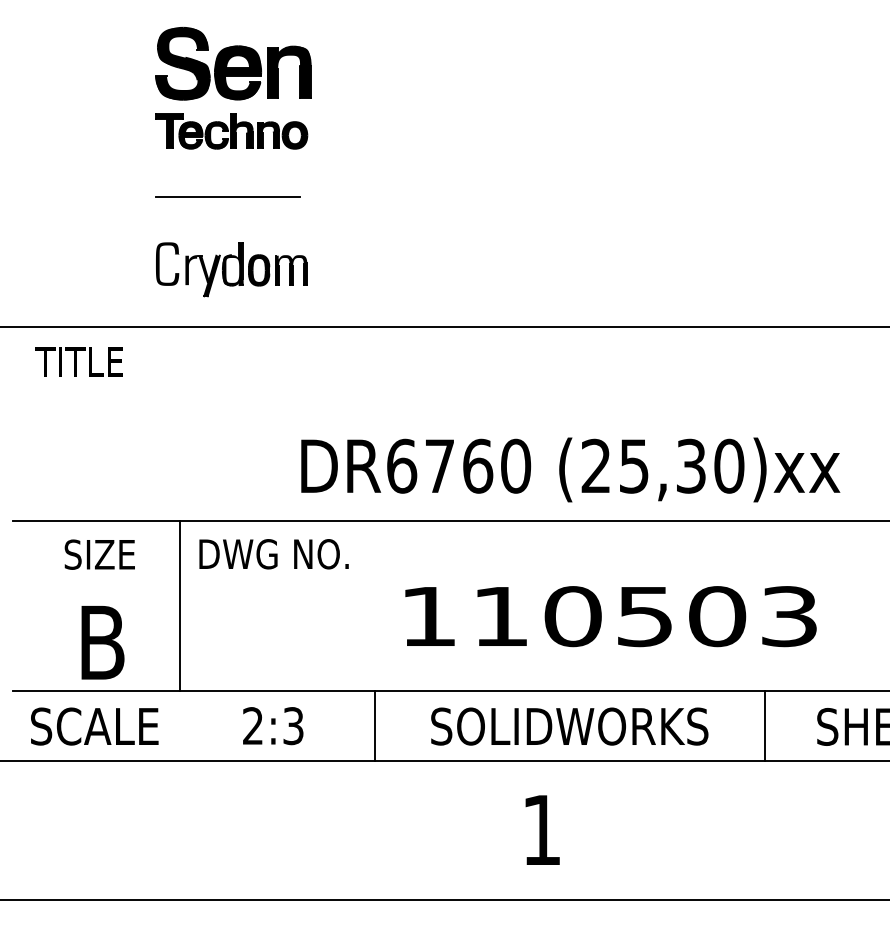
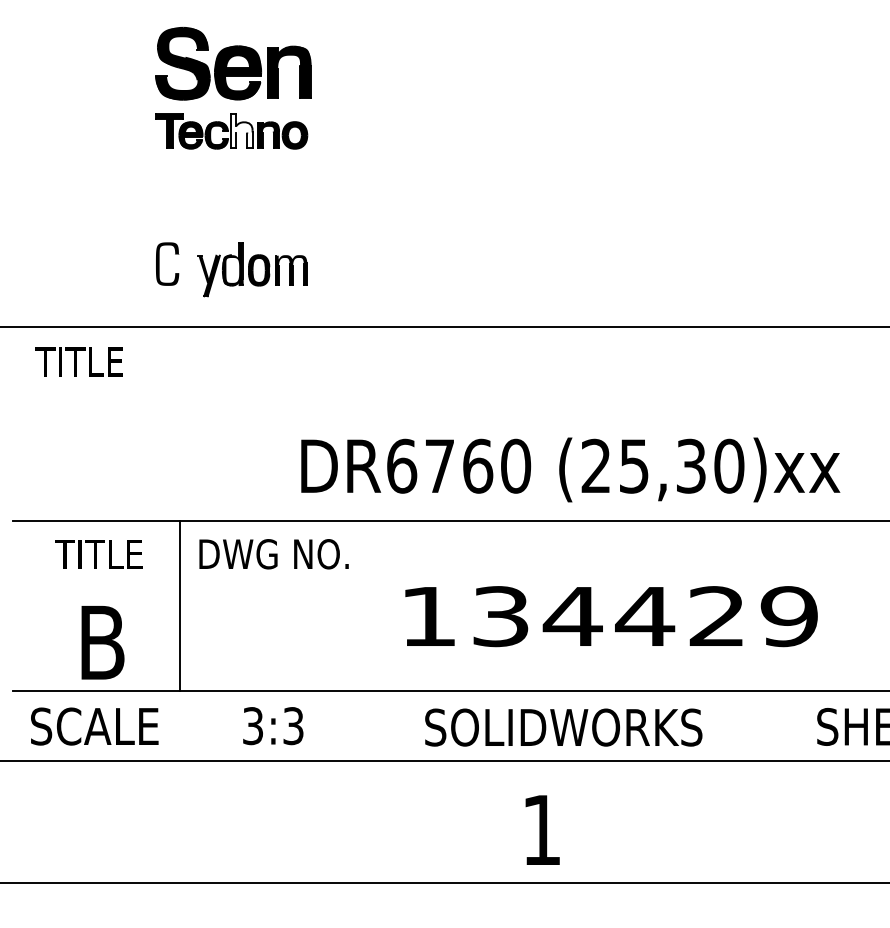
fill: present -> none (241, 130)
line: present -> none (227, 196)
fill: present -> none (191, 270)
text: SIZE -> TITLE (98, 554)
text: 110503 -> 134429 (645, 616)
line: present -> none (375, 725)
line: present -> none (764, 725)
text: 2:3 -> 3:3 (252, 726)
text position: (569, 726) -> (563, 727) (563, 727)
line position: (444, 900) -> (444, 883) (444, 883)
